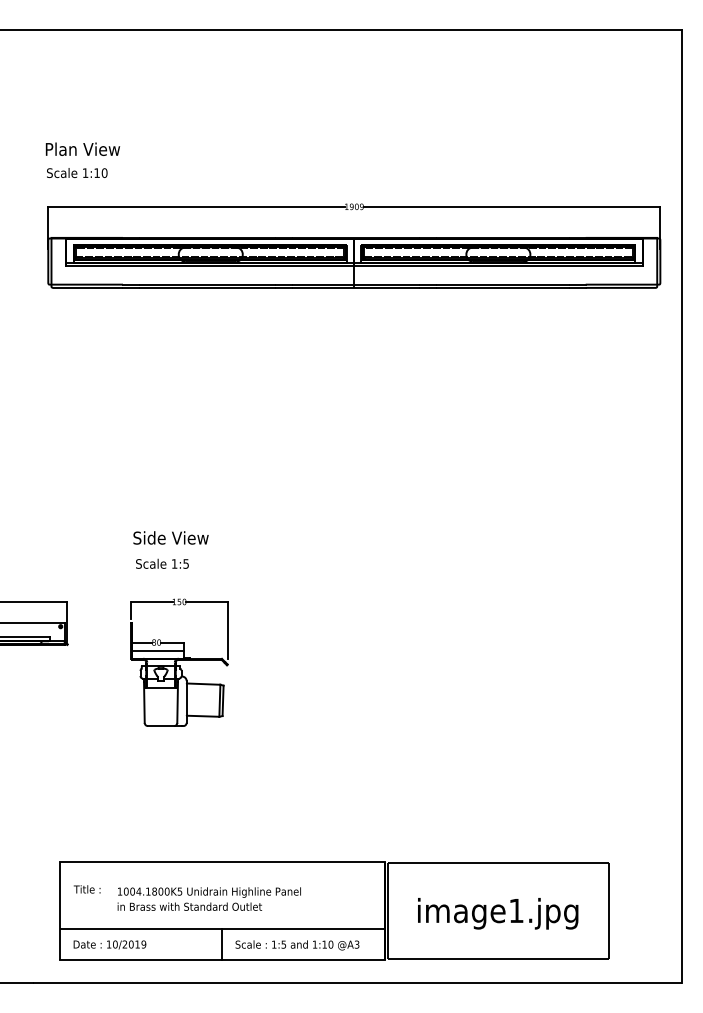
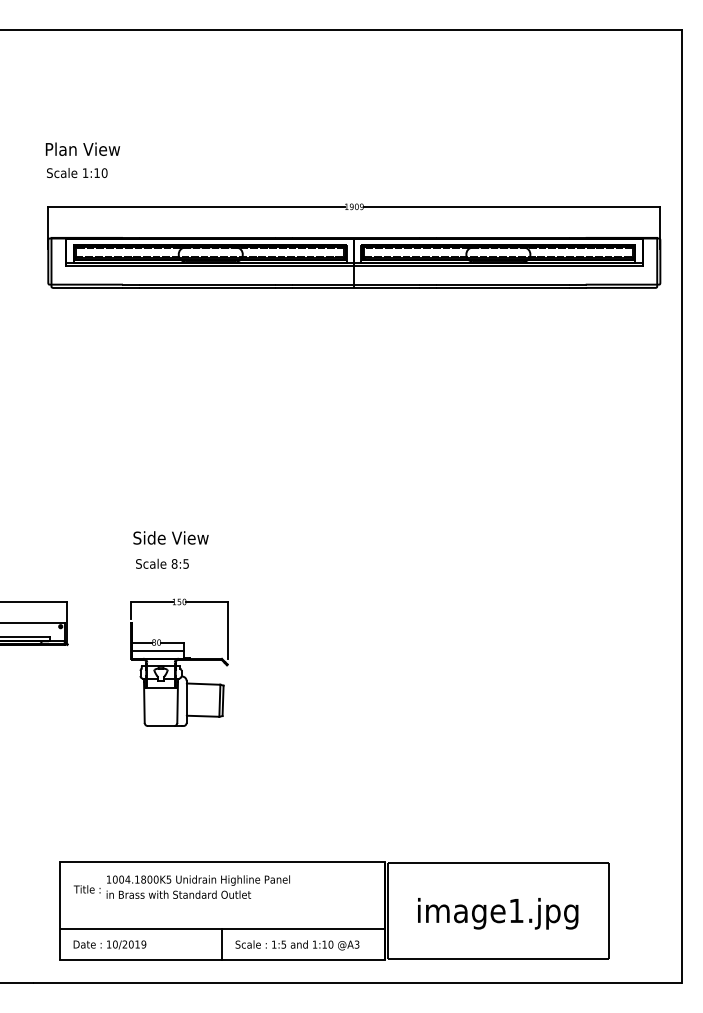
text: 1:5 -> 8:5 (174, 563)
text position: (208, 898) -> (197, 886) (197, 886)
